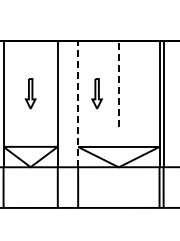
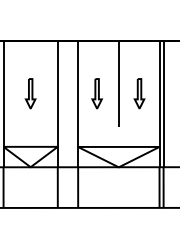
line: dashed -> solid (118, 83)
part: none -> present (139, 93)
line: dashed -> solid (78, 103)
